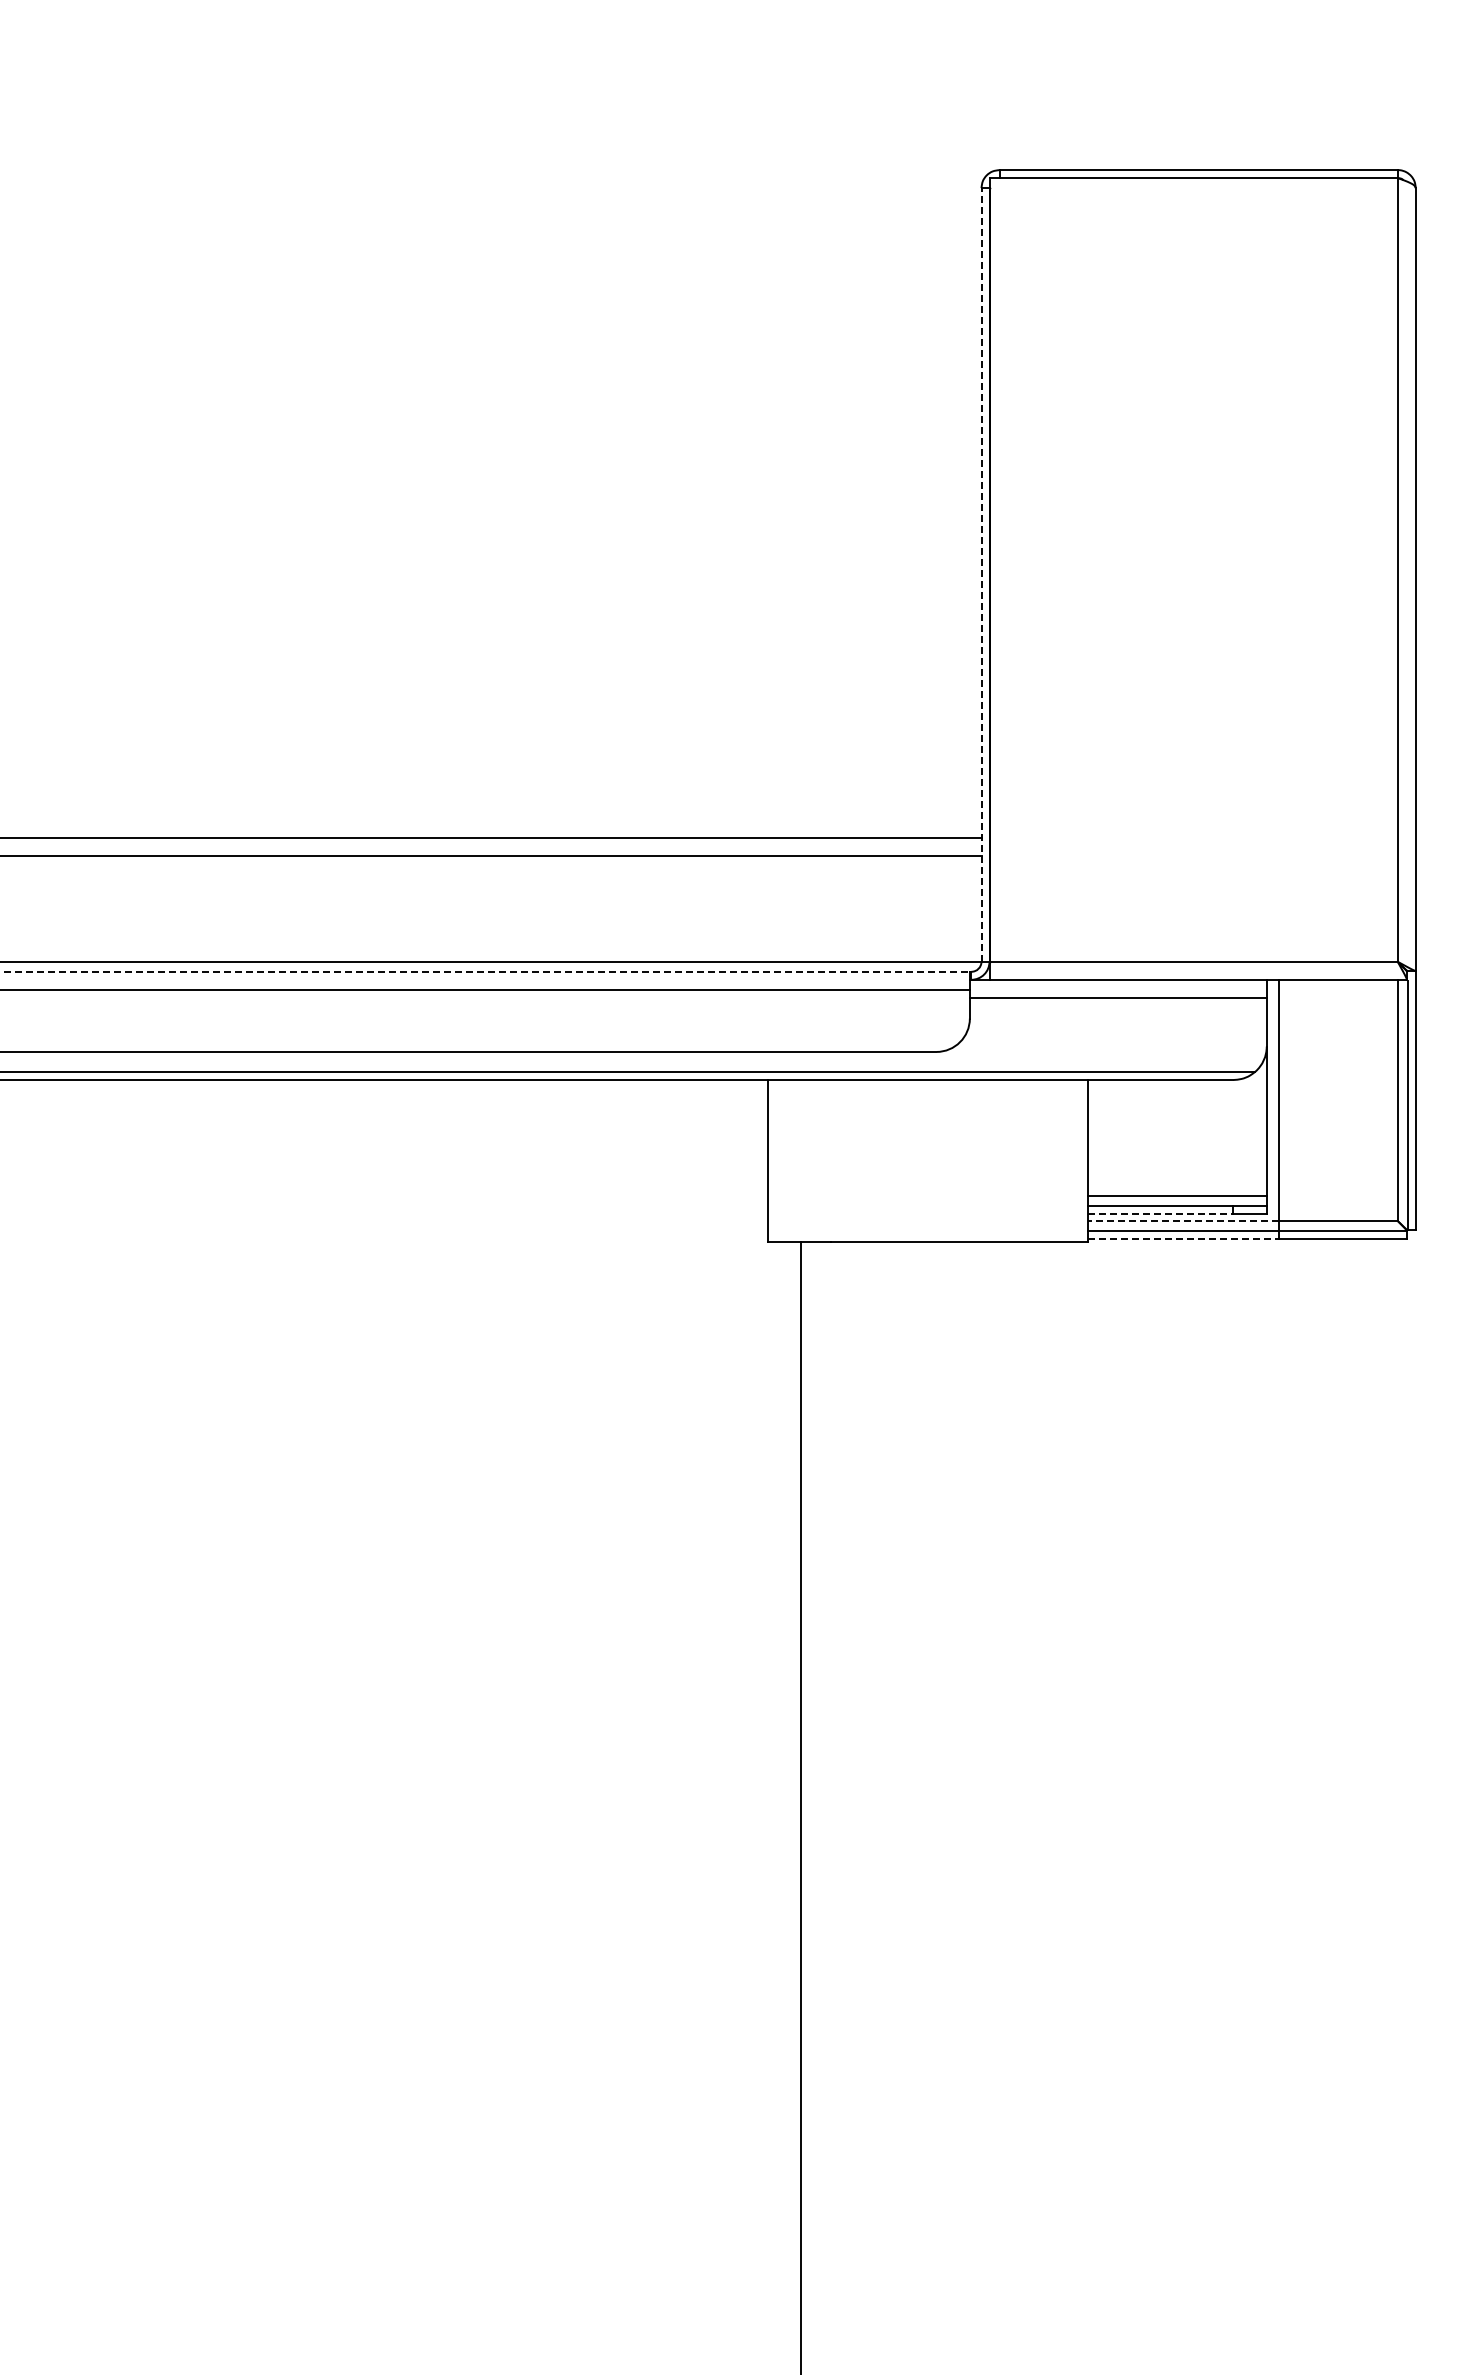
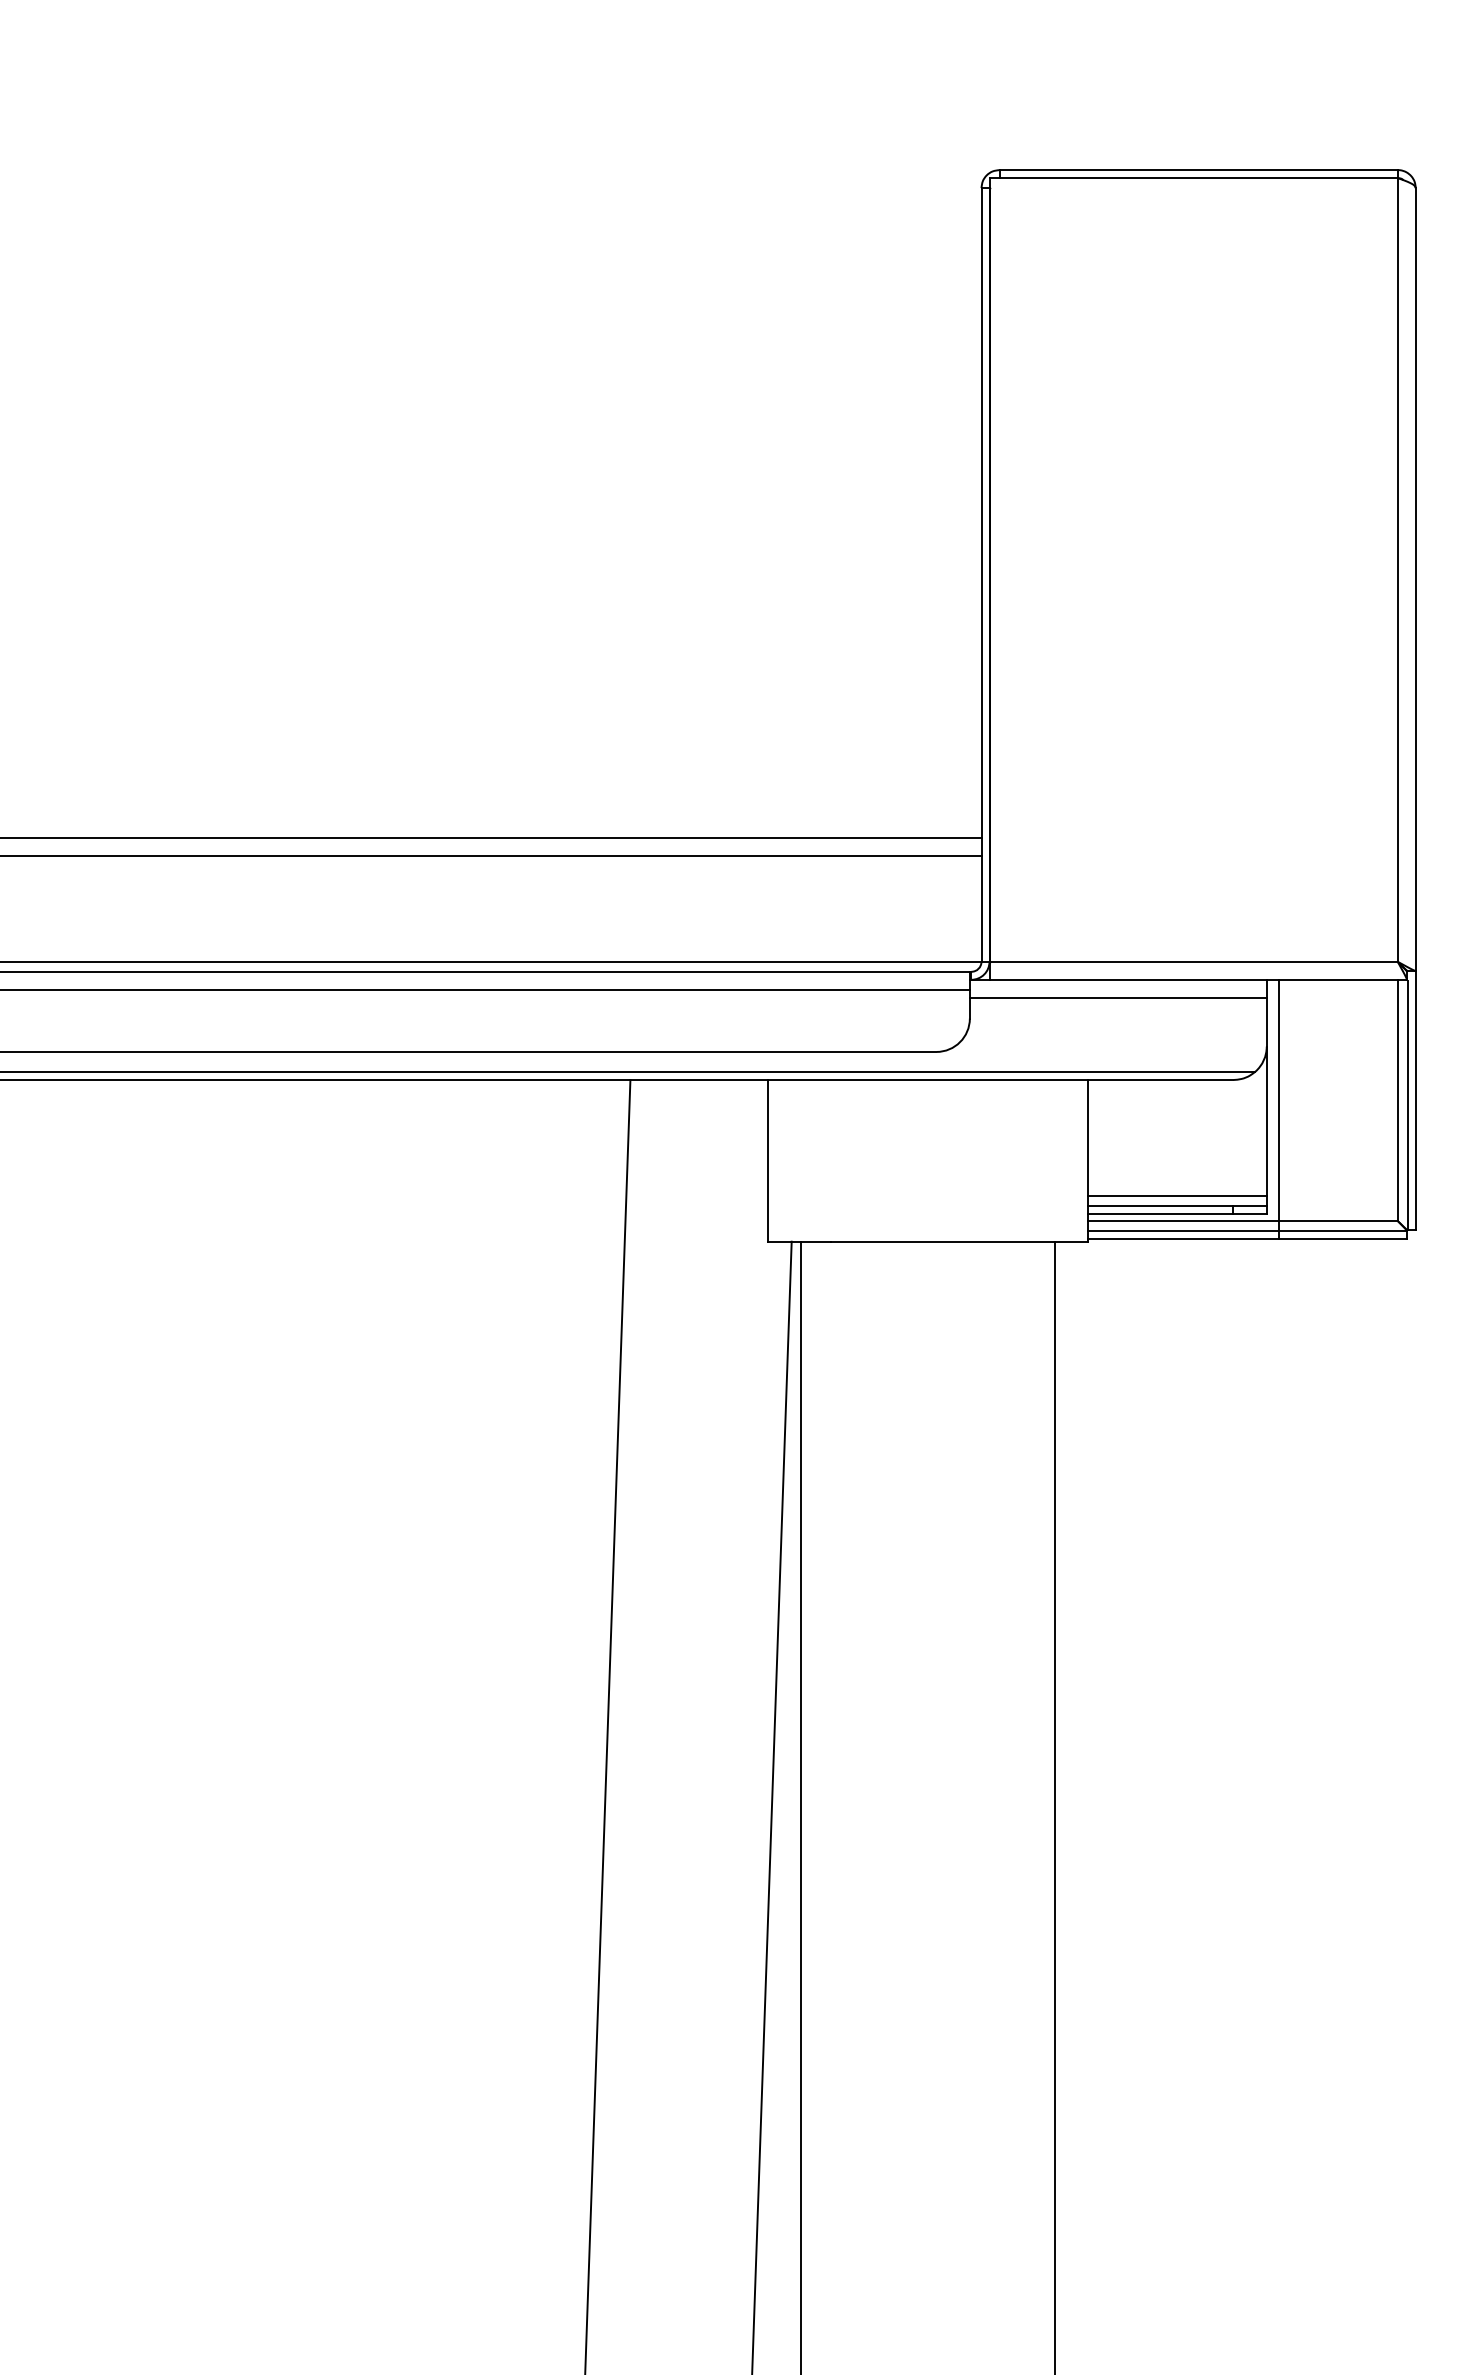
line: dashed -> solid (981, 574)
line: dashed -> solid (485, 971)
line: dashed -> solid (1161, 1213)
line: dashed -> solid (1183, 1220)
line: dashed -> solid (1184, 1239)
line: none -> present (607, 1725)
line: none -> present (771, 1806)
line: none -> present (1054, 1806)
